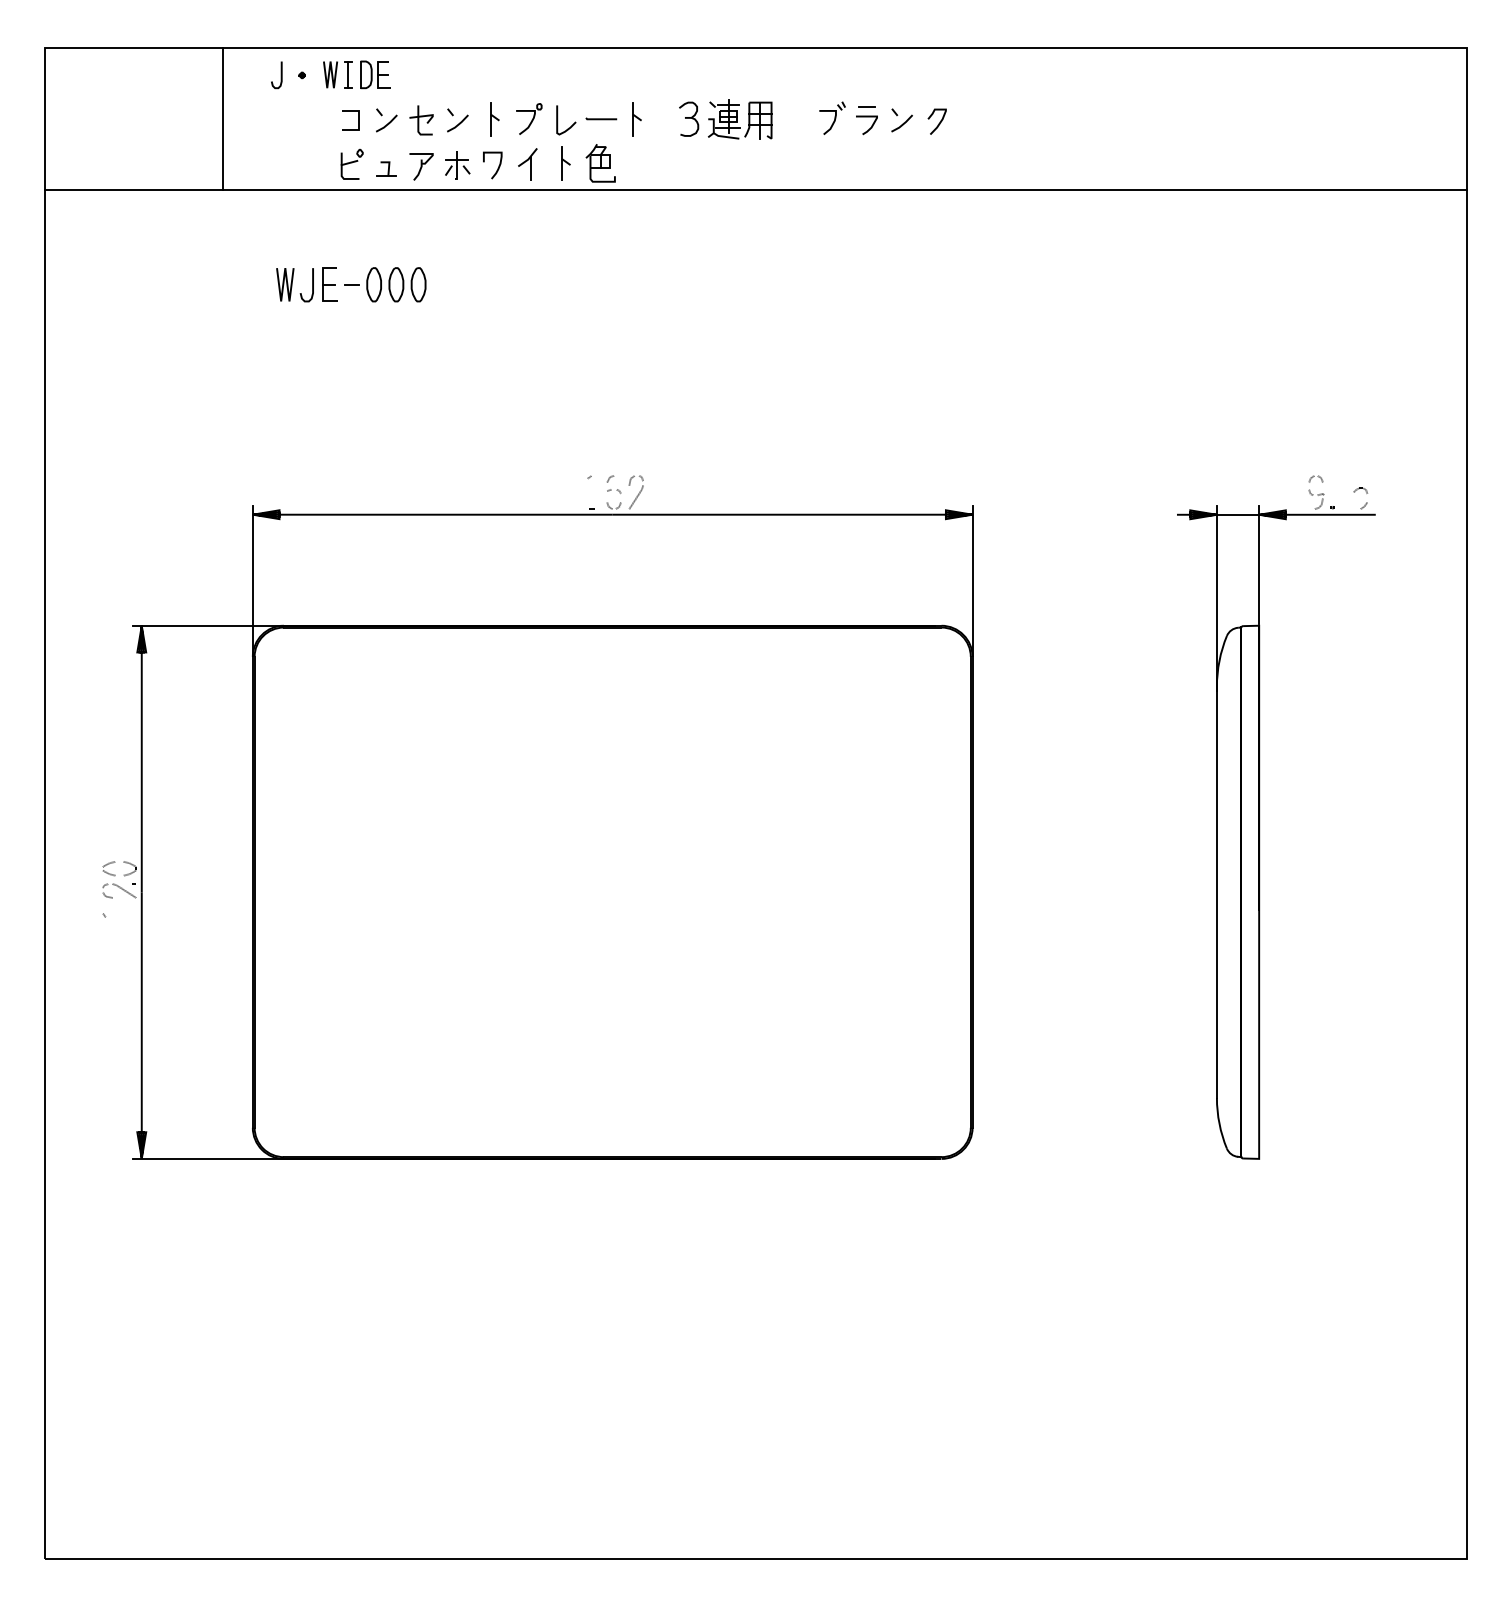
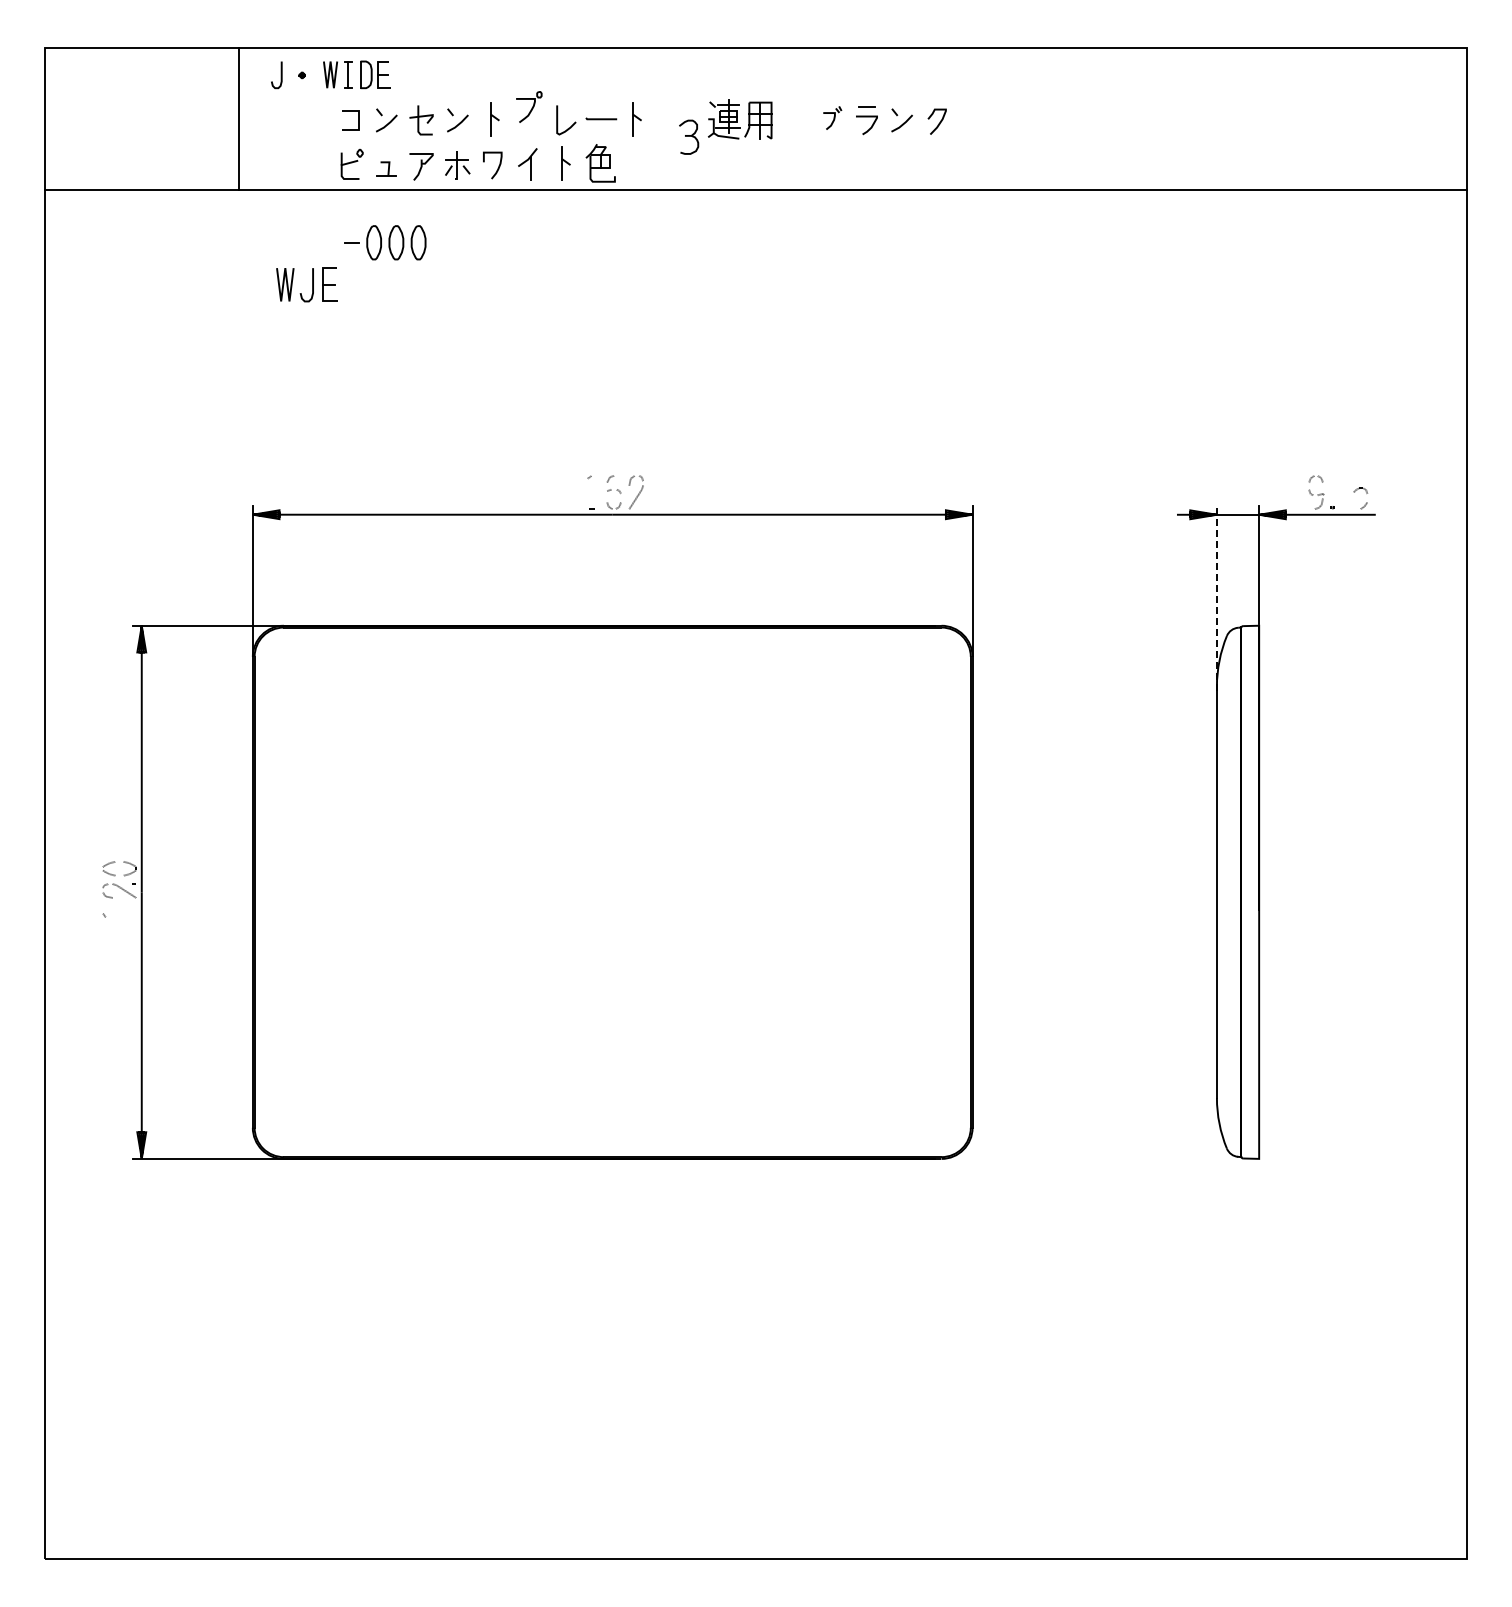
part size: 27x34 px -> 20x24 px (832, 117)
part position: (529, 118) -> (529, 106) (529, 106)
part position: (689, 118) -> (689, 136) (689, 136)
line position: (222, 119) -> (238, 119) (238, 119)
part position: (385, 284) -> (385, 242) (385, 242)
line: solid -> dashed (1216, 598)
